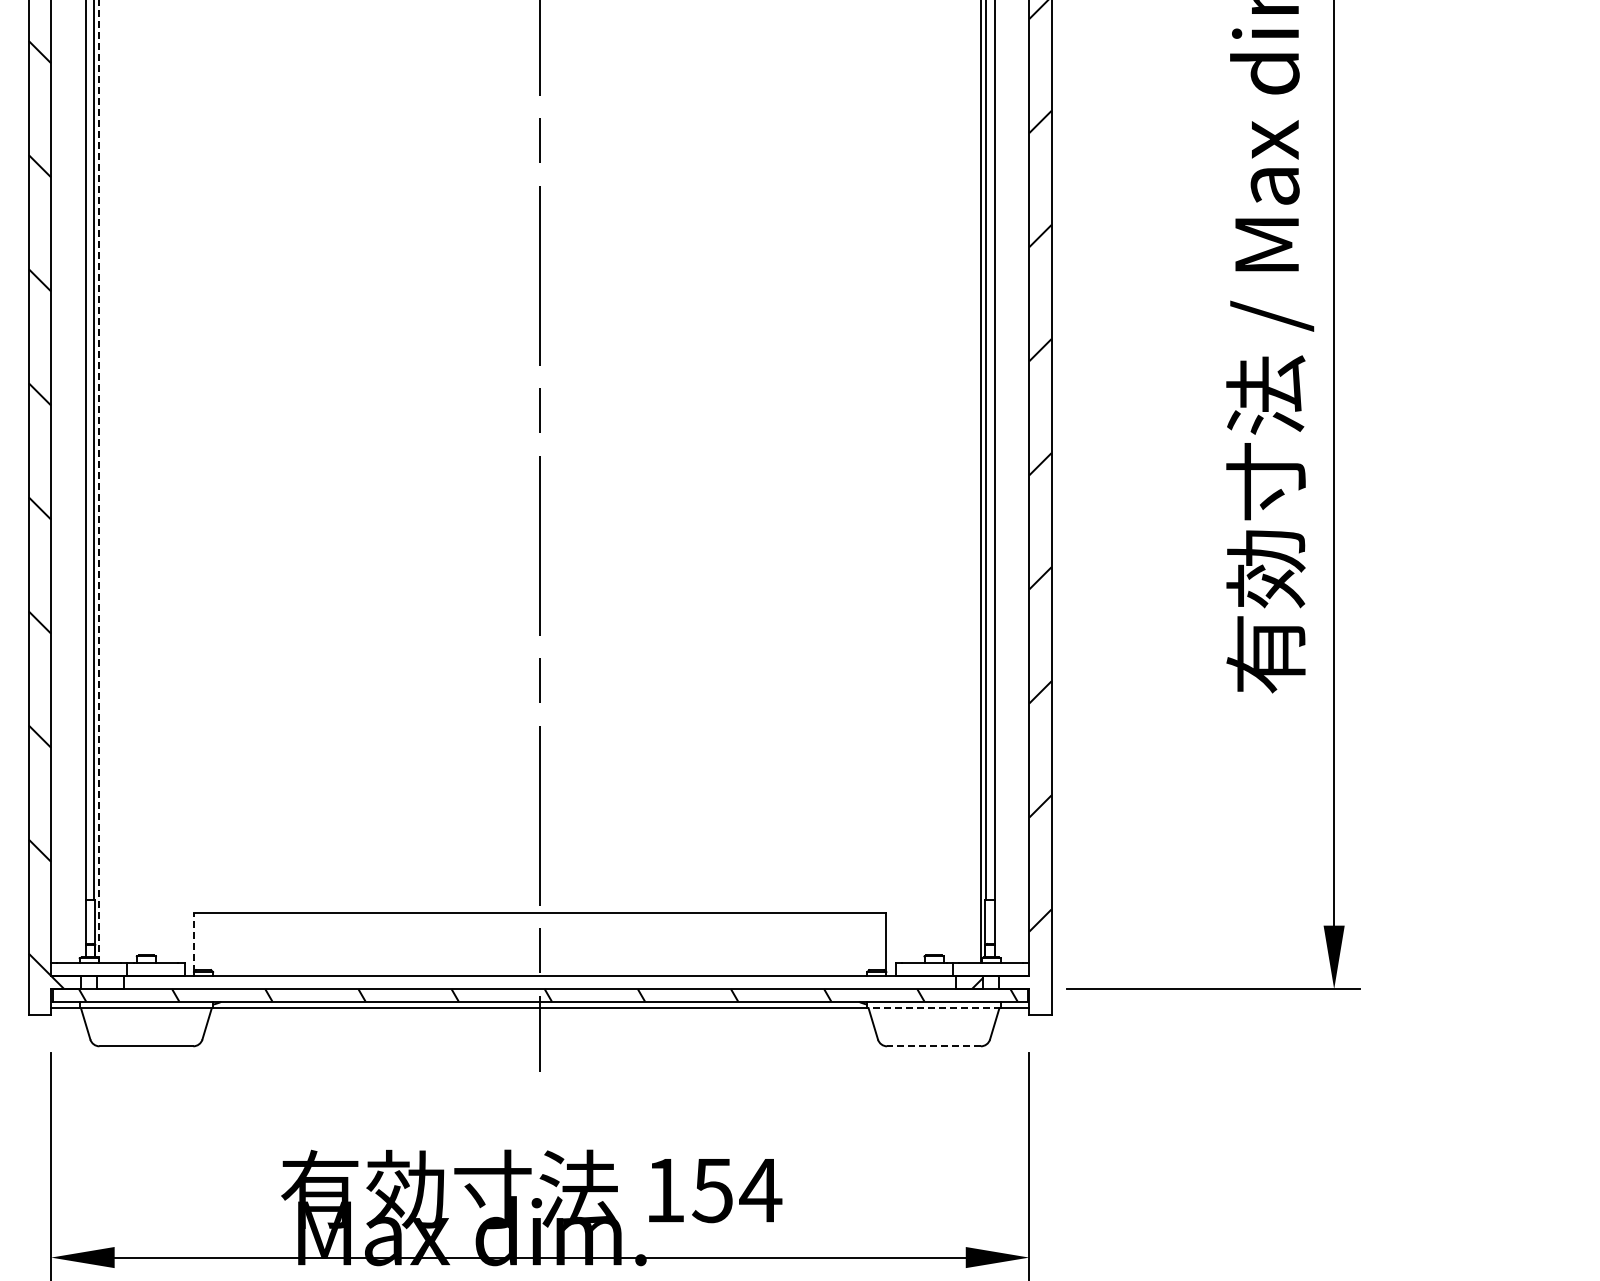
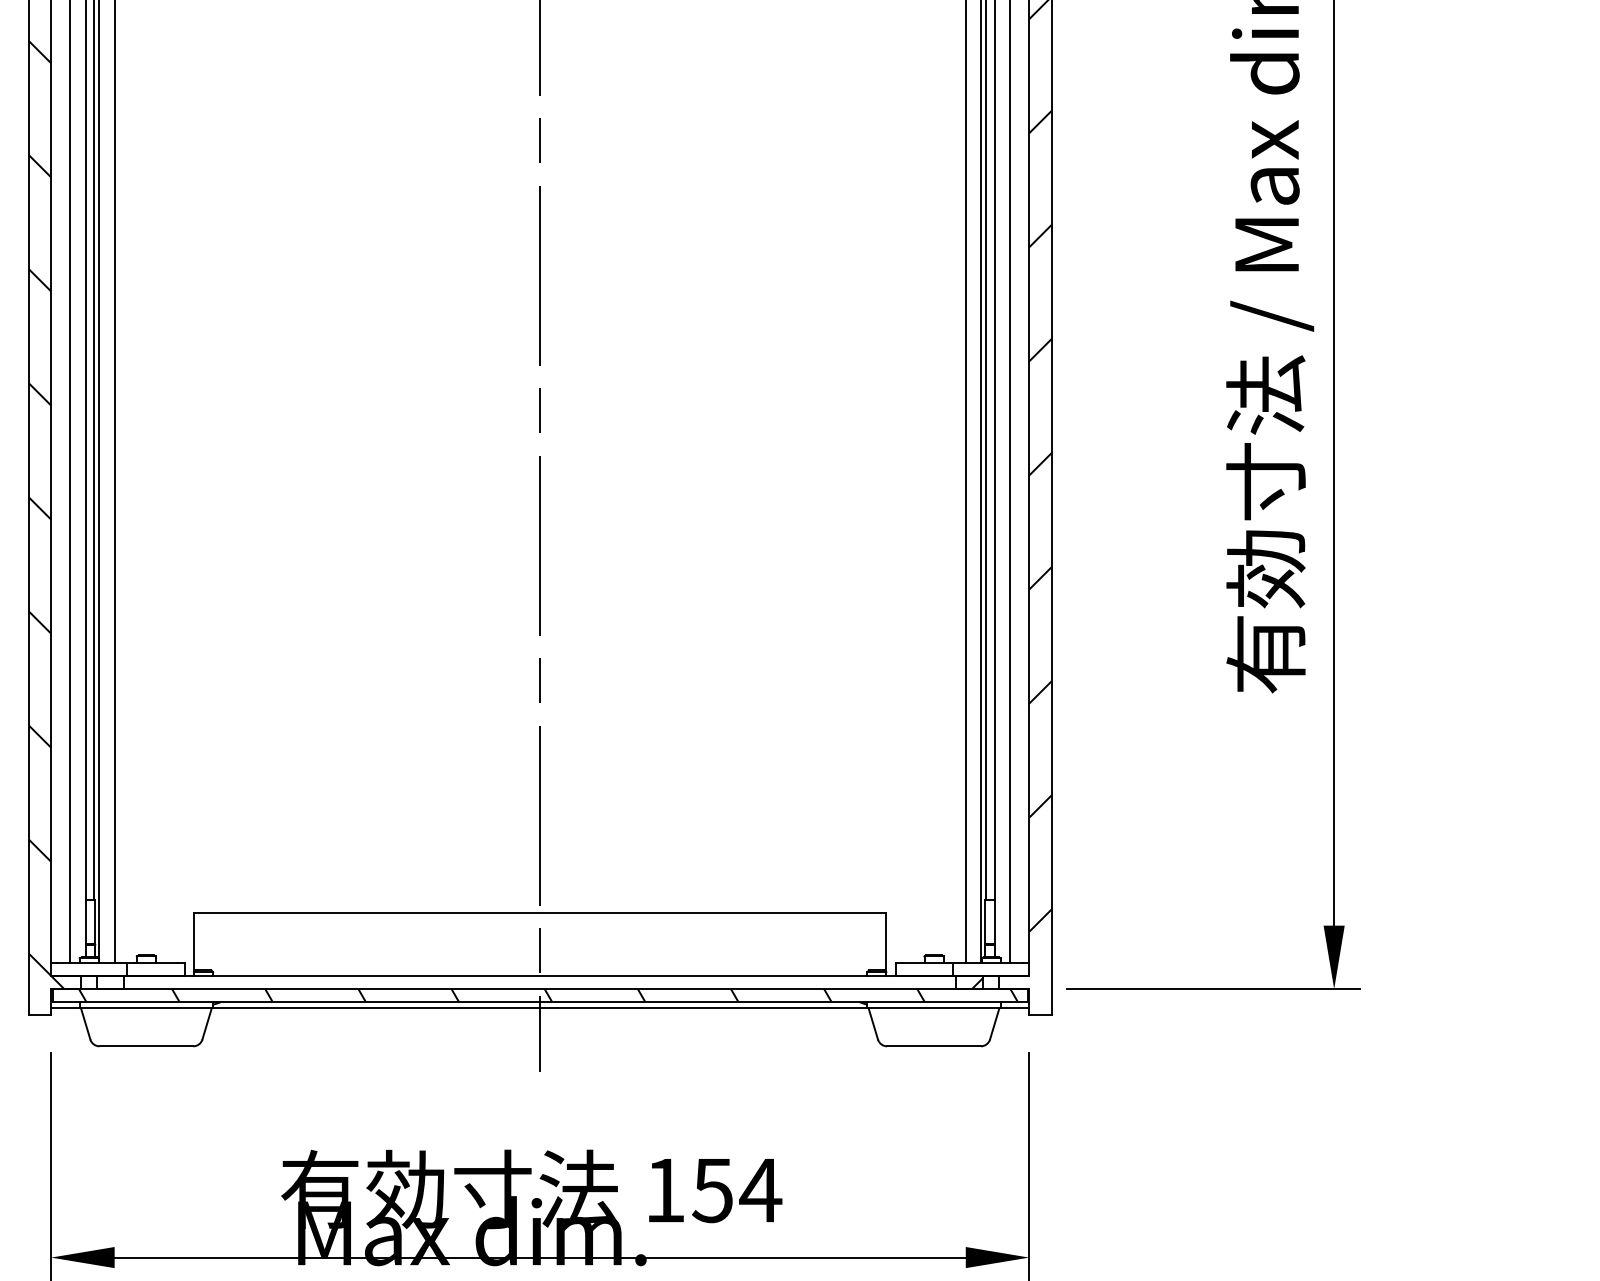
line: dashed -> solid (99, 481)
line: none -> present (70, 482)
line: none -> present (114, 482)
line: none -> present (965, 482)
line: none -> present (1010, 482)
line: dashed -> solid (194, 942)
line: dashed -> solid (934, 1008)
line: dashed -> solid (934, 1046)
